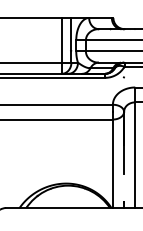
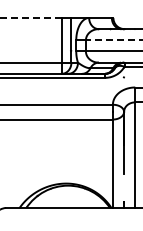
line: solid -> dashed (30, 17)
line: solid -> dashed (113, 40)
